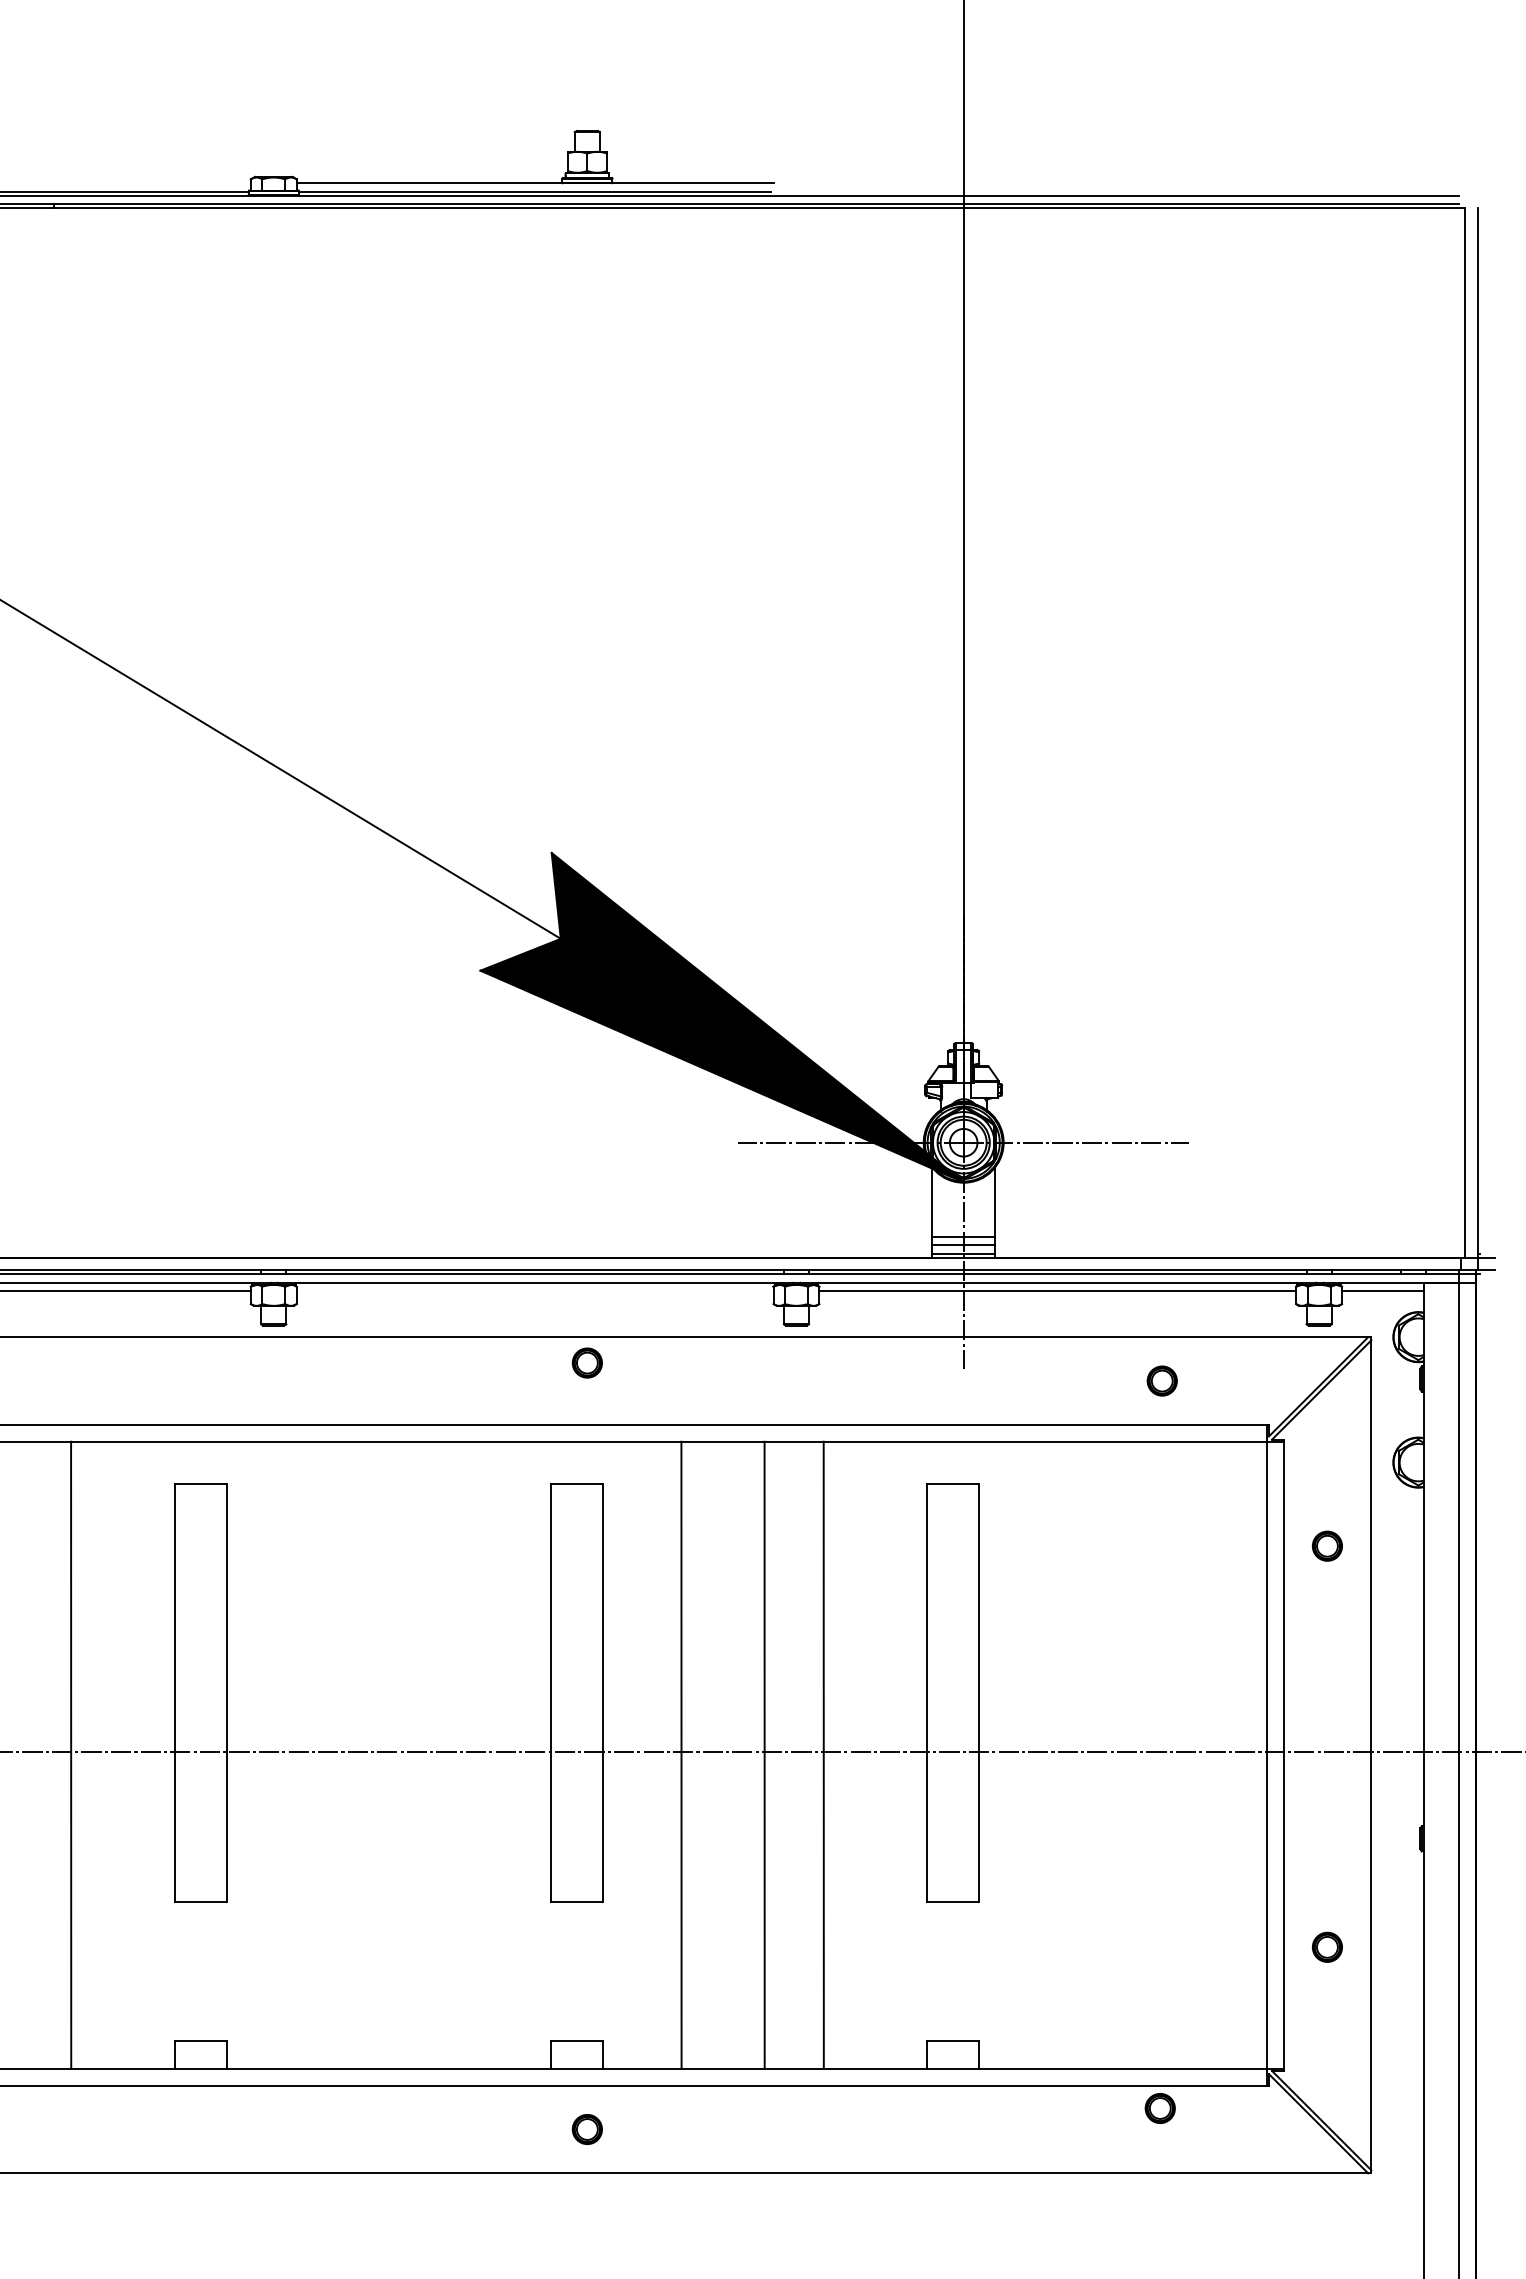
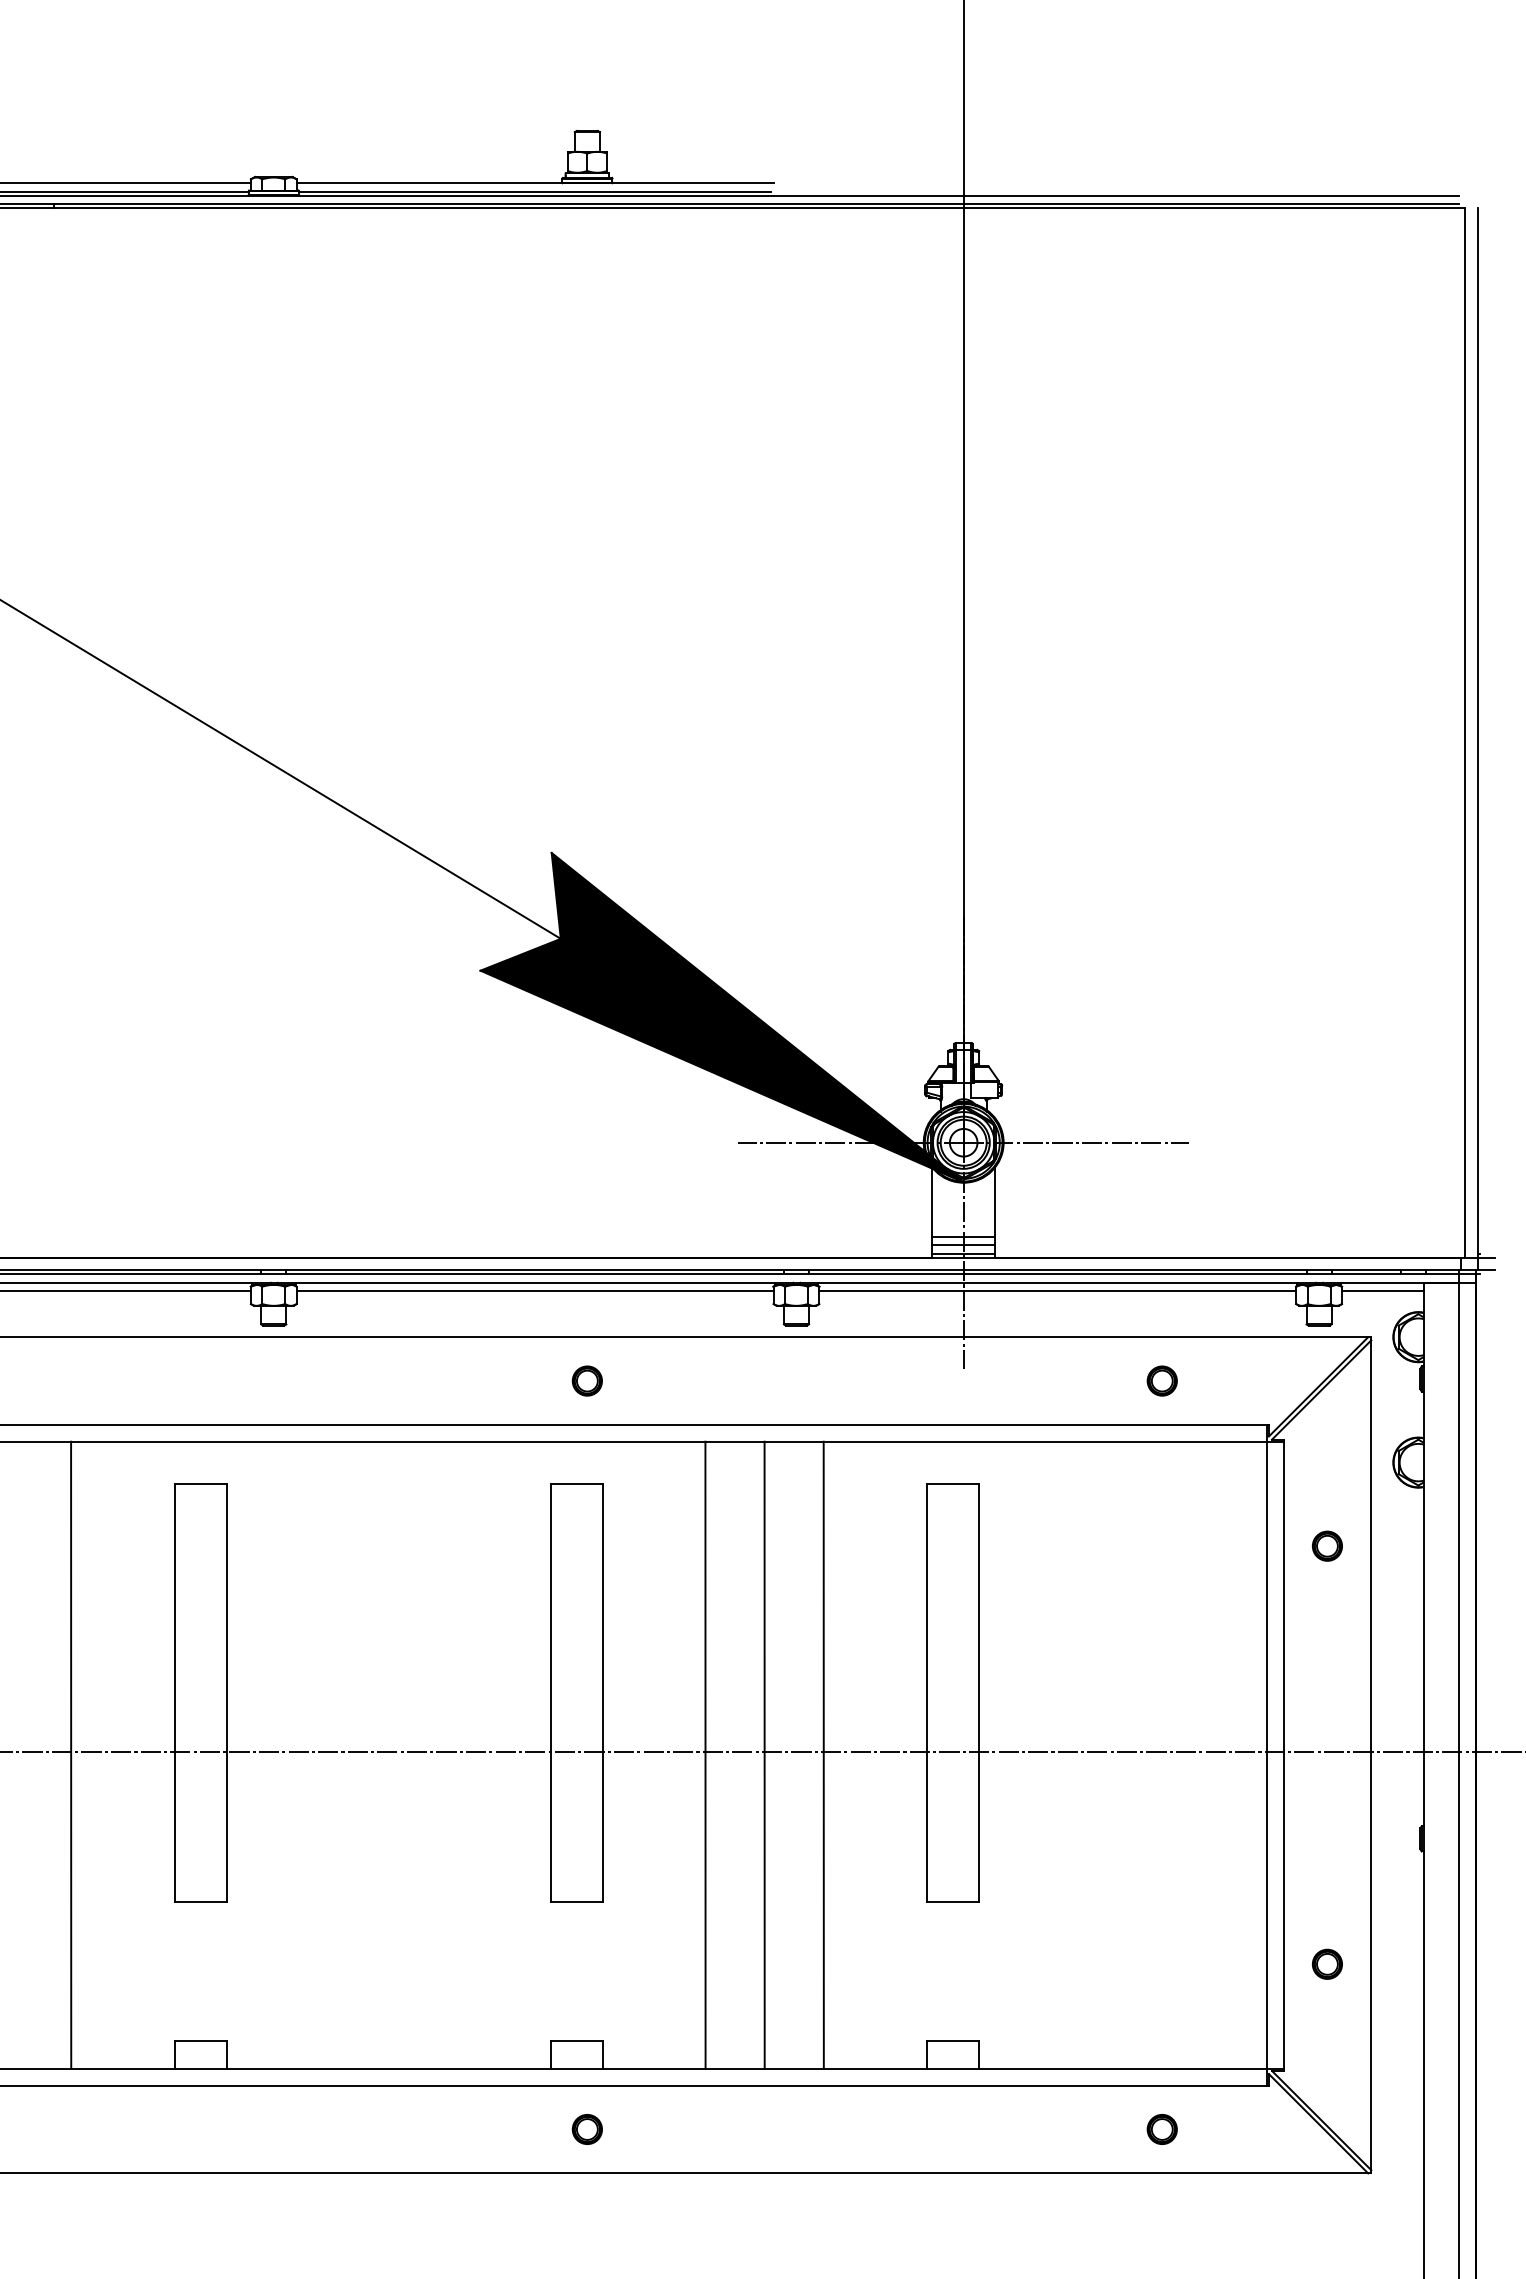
line: none -> present (126, 183)
line: none -> present (534, 1291)
part position: (586, 1362) -> (586, 1380) (586, 1380)
line position: (681, 1754) -> (705, 1754) (705, 1754)
part position: (1326, 1946) -> (1326, 1963) (1326, 1963)
part position: (1159, 2108) -> (1161, 2129) (1161, 2129)
